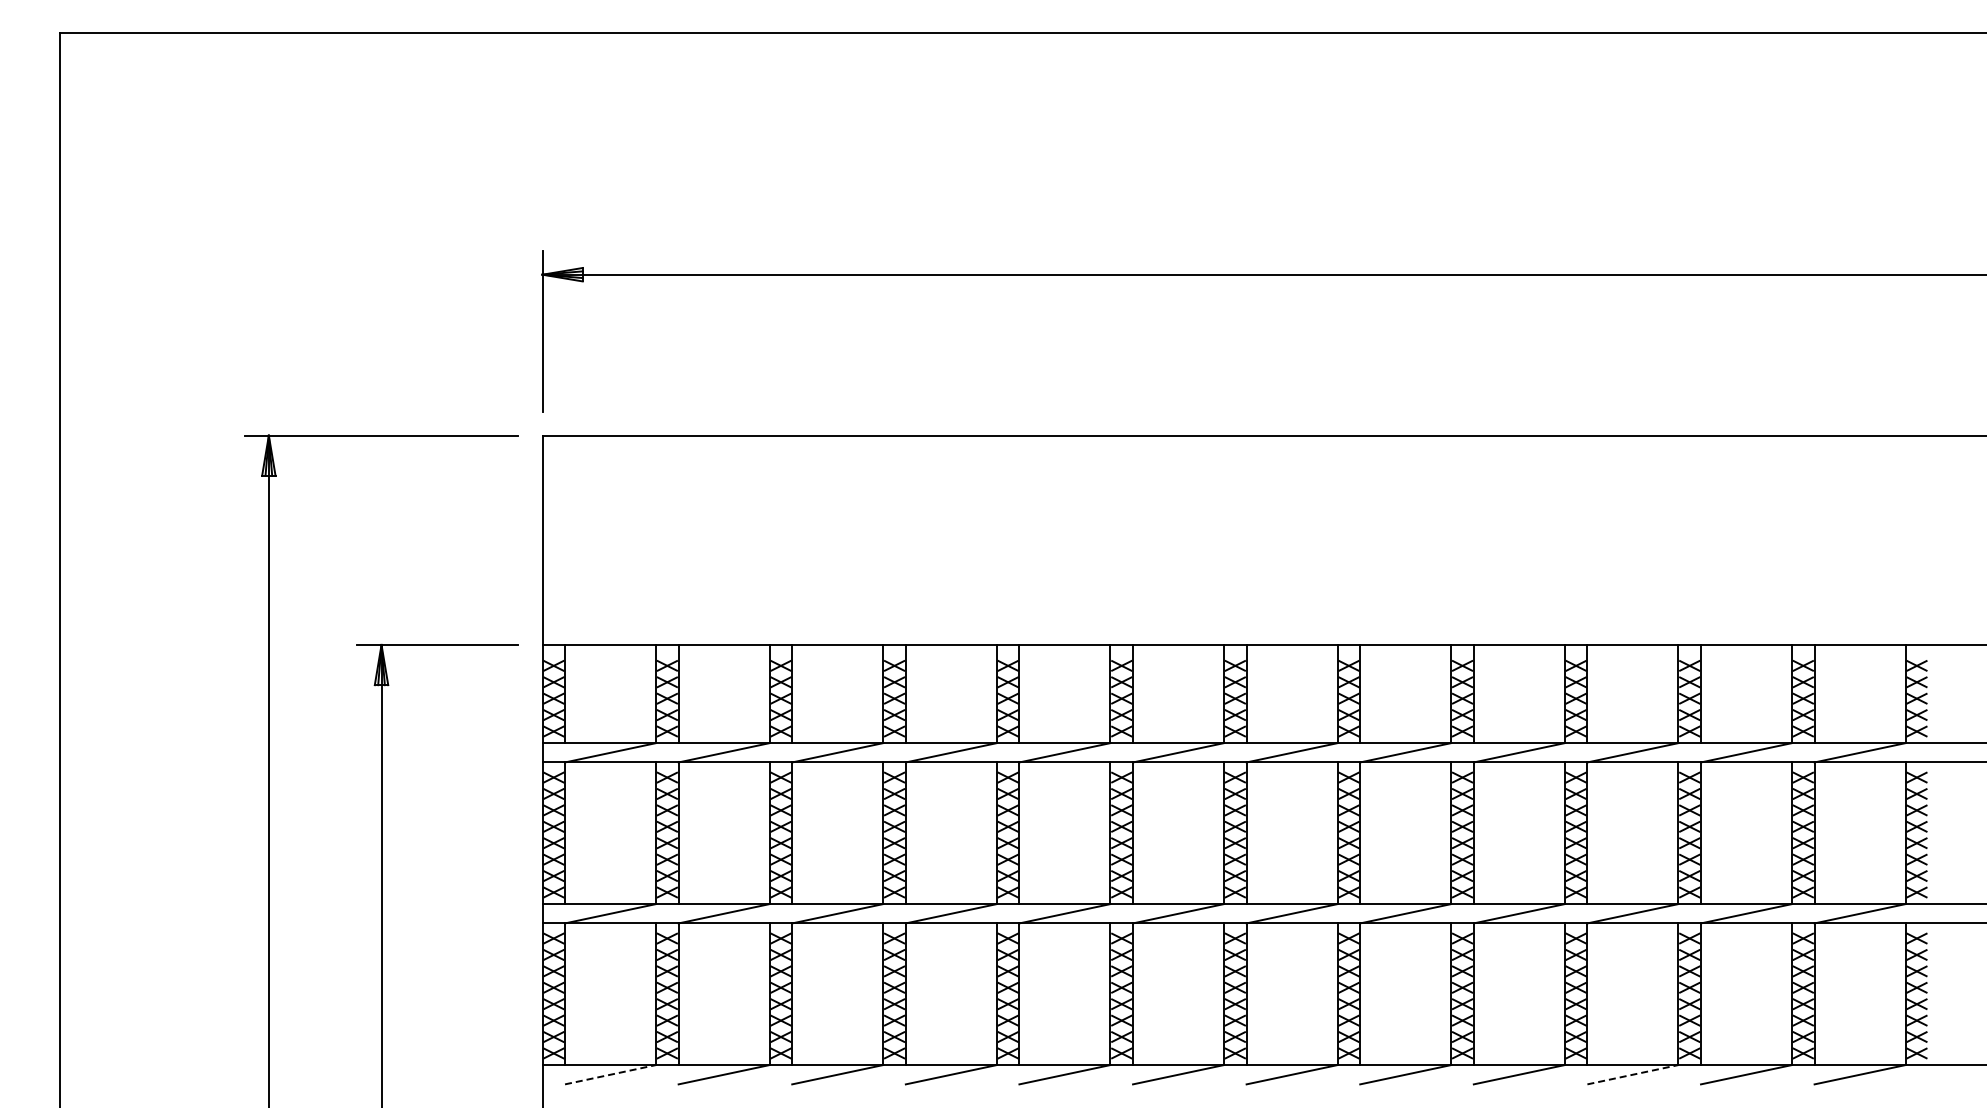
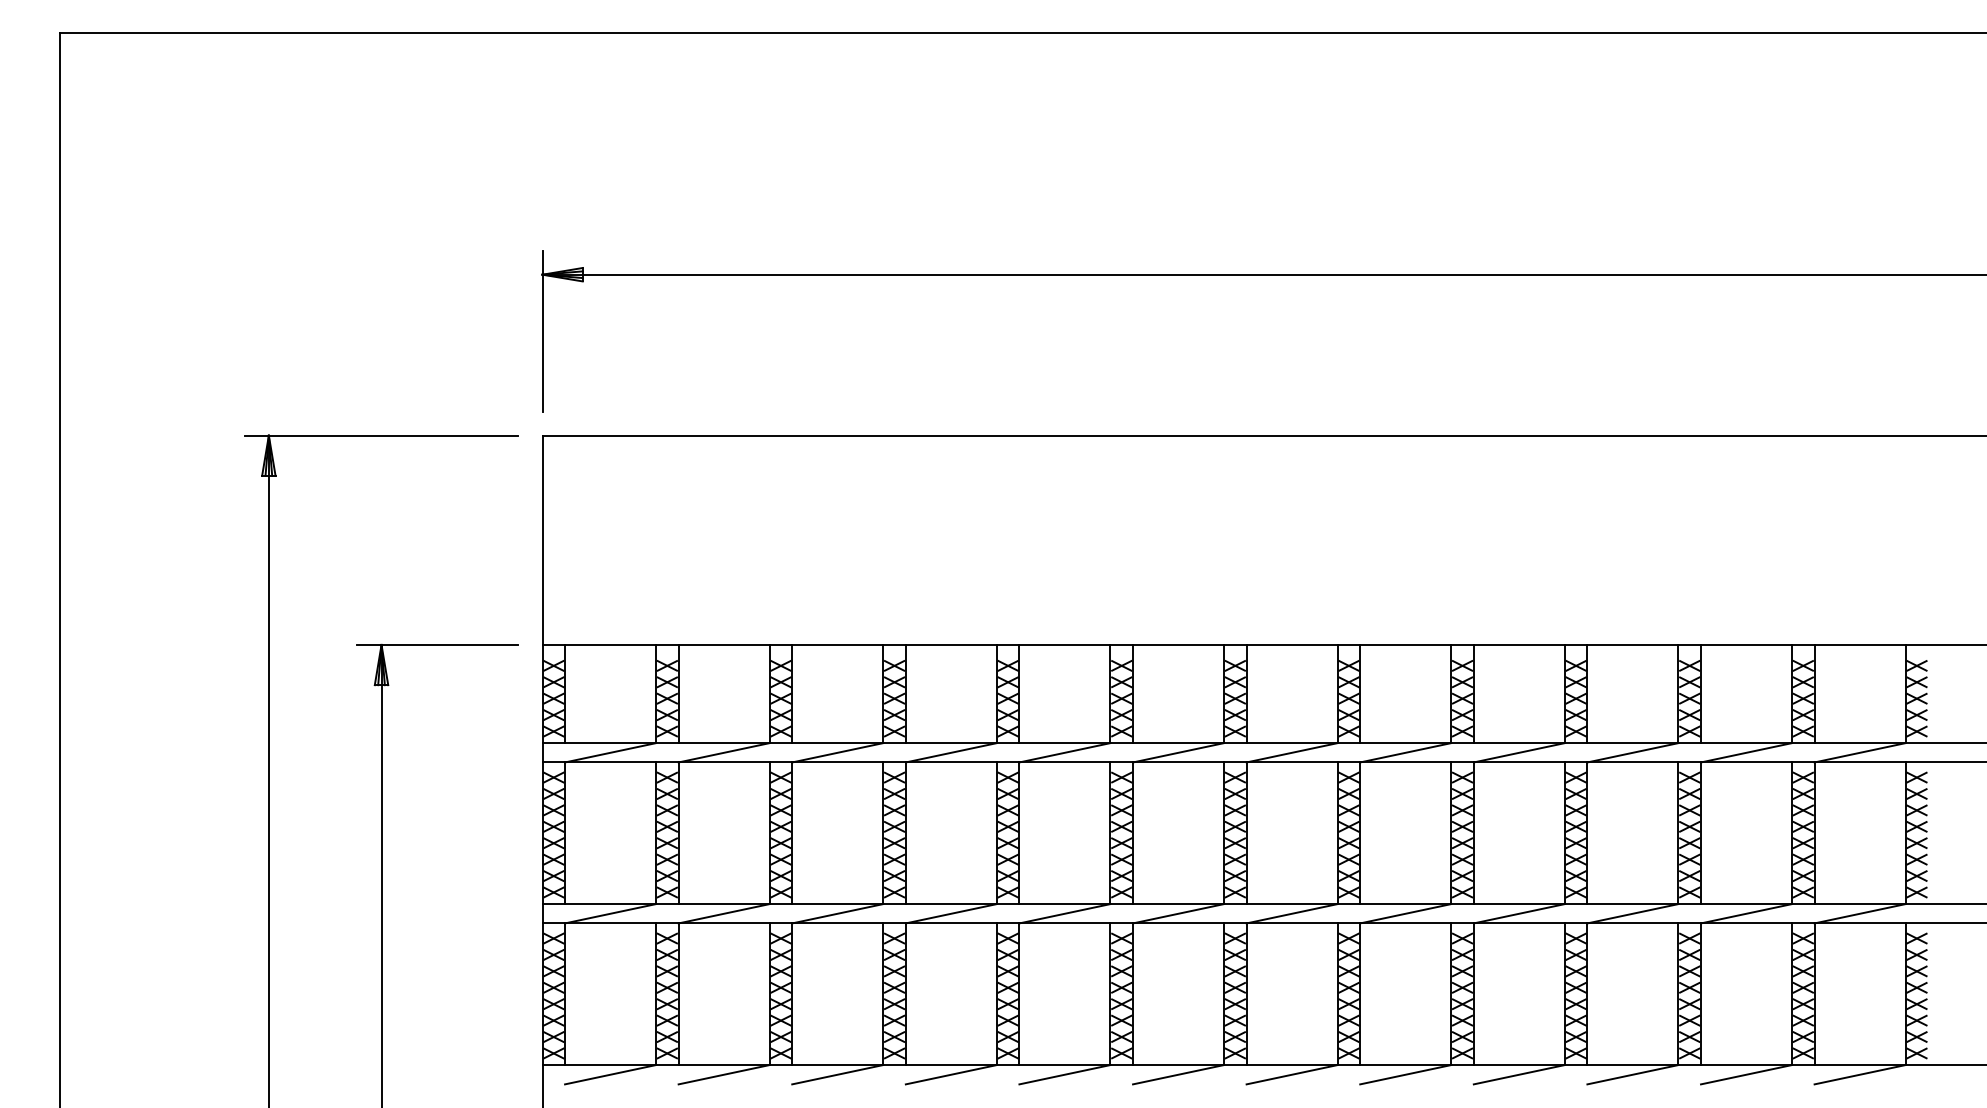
line: dashed -> solid (610, 1074)
line: dashed -> solid (1632, 1074)
